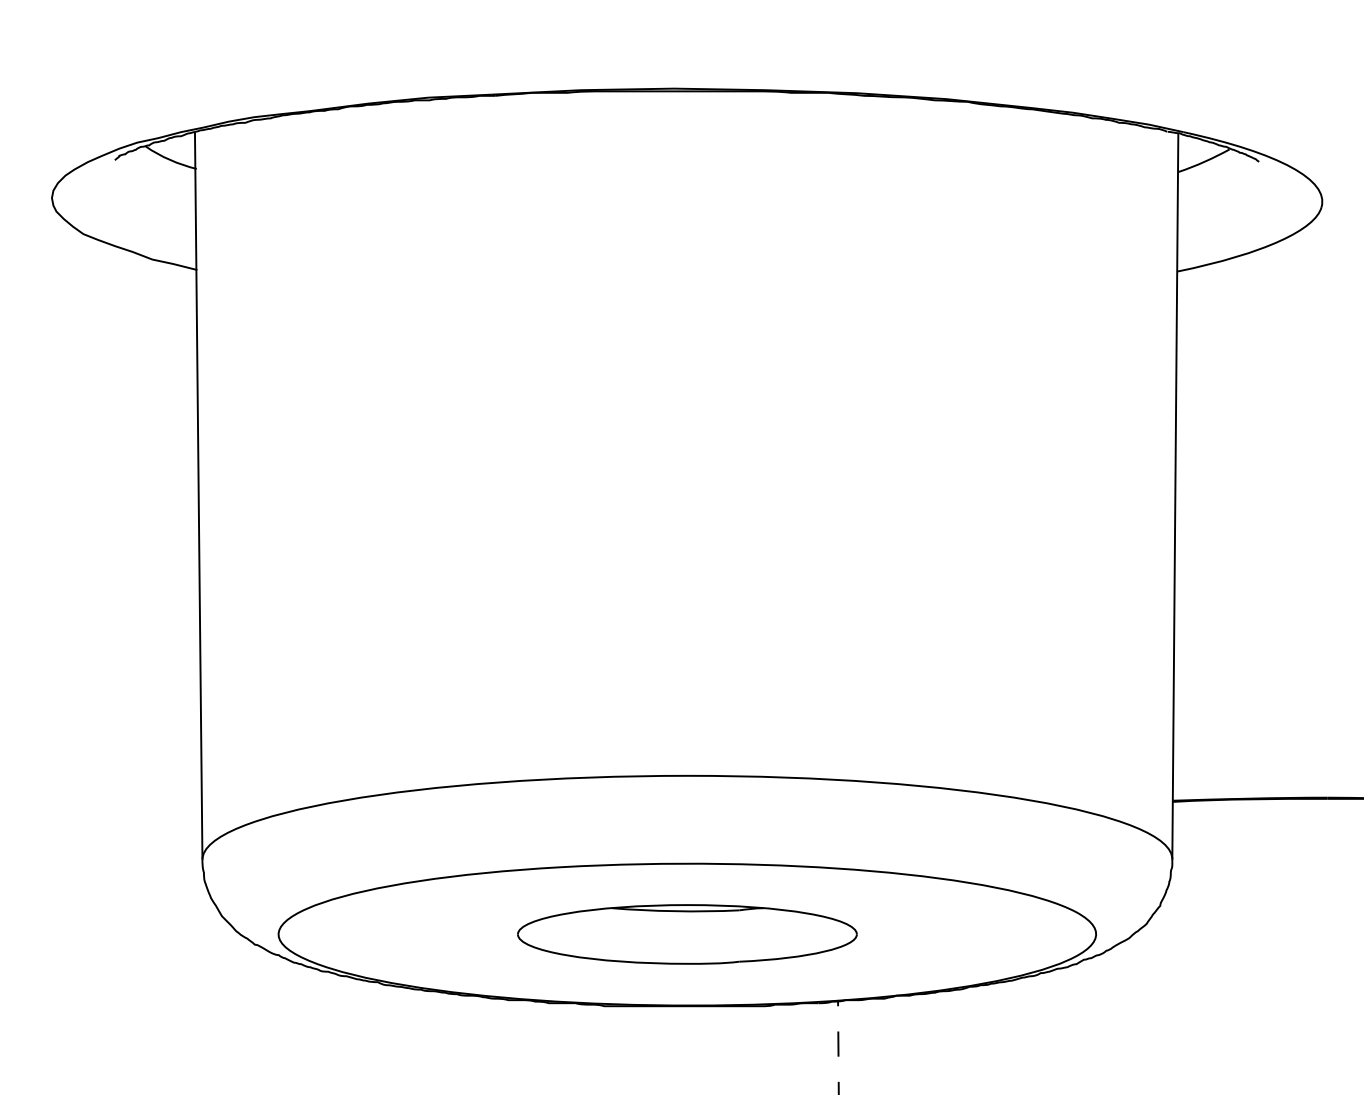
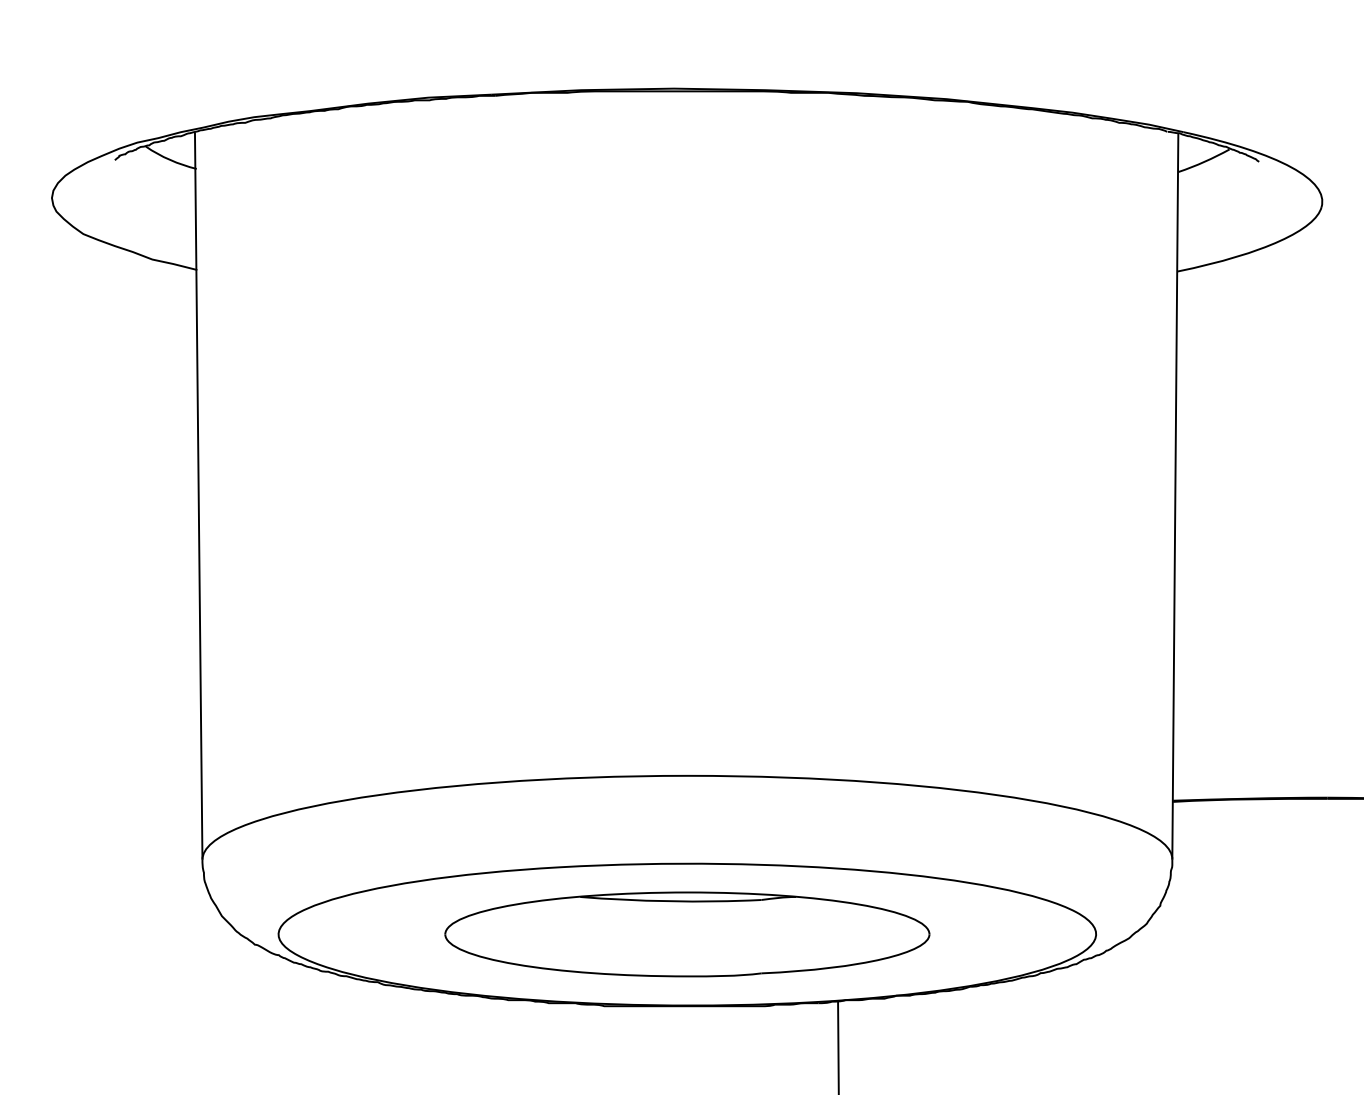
part size: 341x61 px -> 487x87 px (687, 934)
line: dashed -> solid (838, 1047)
